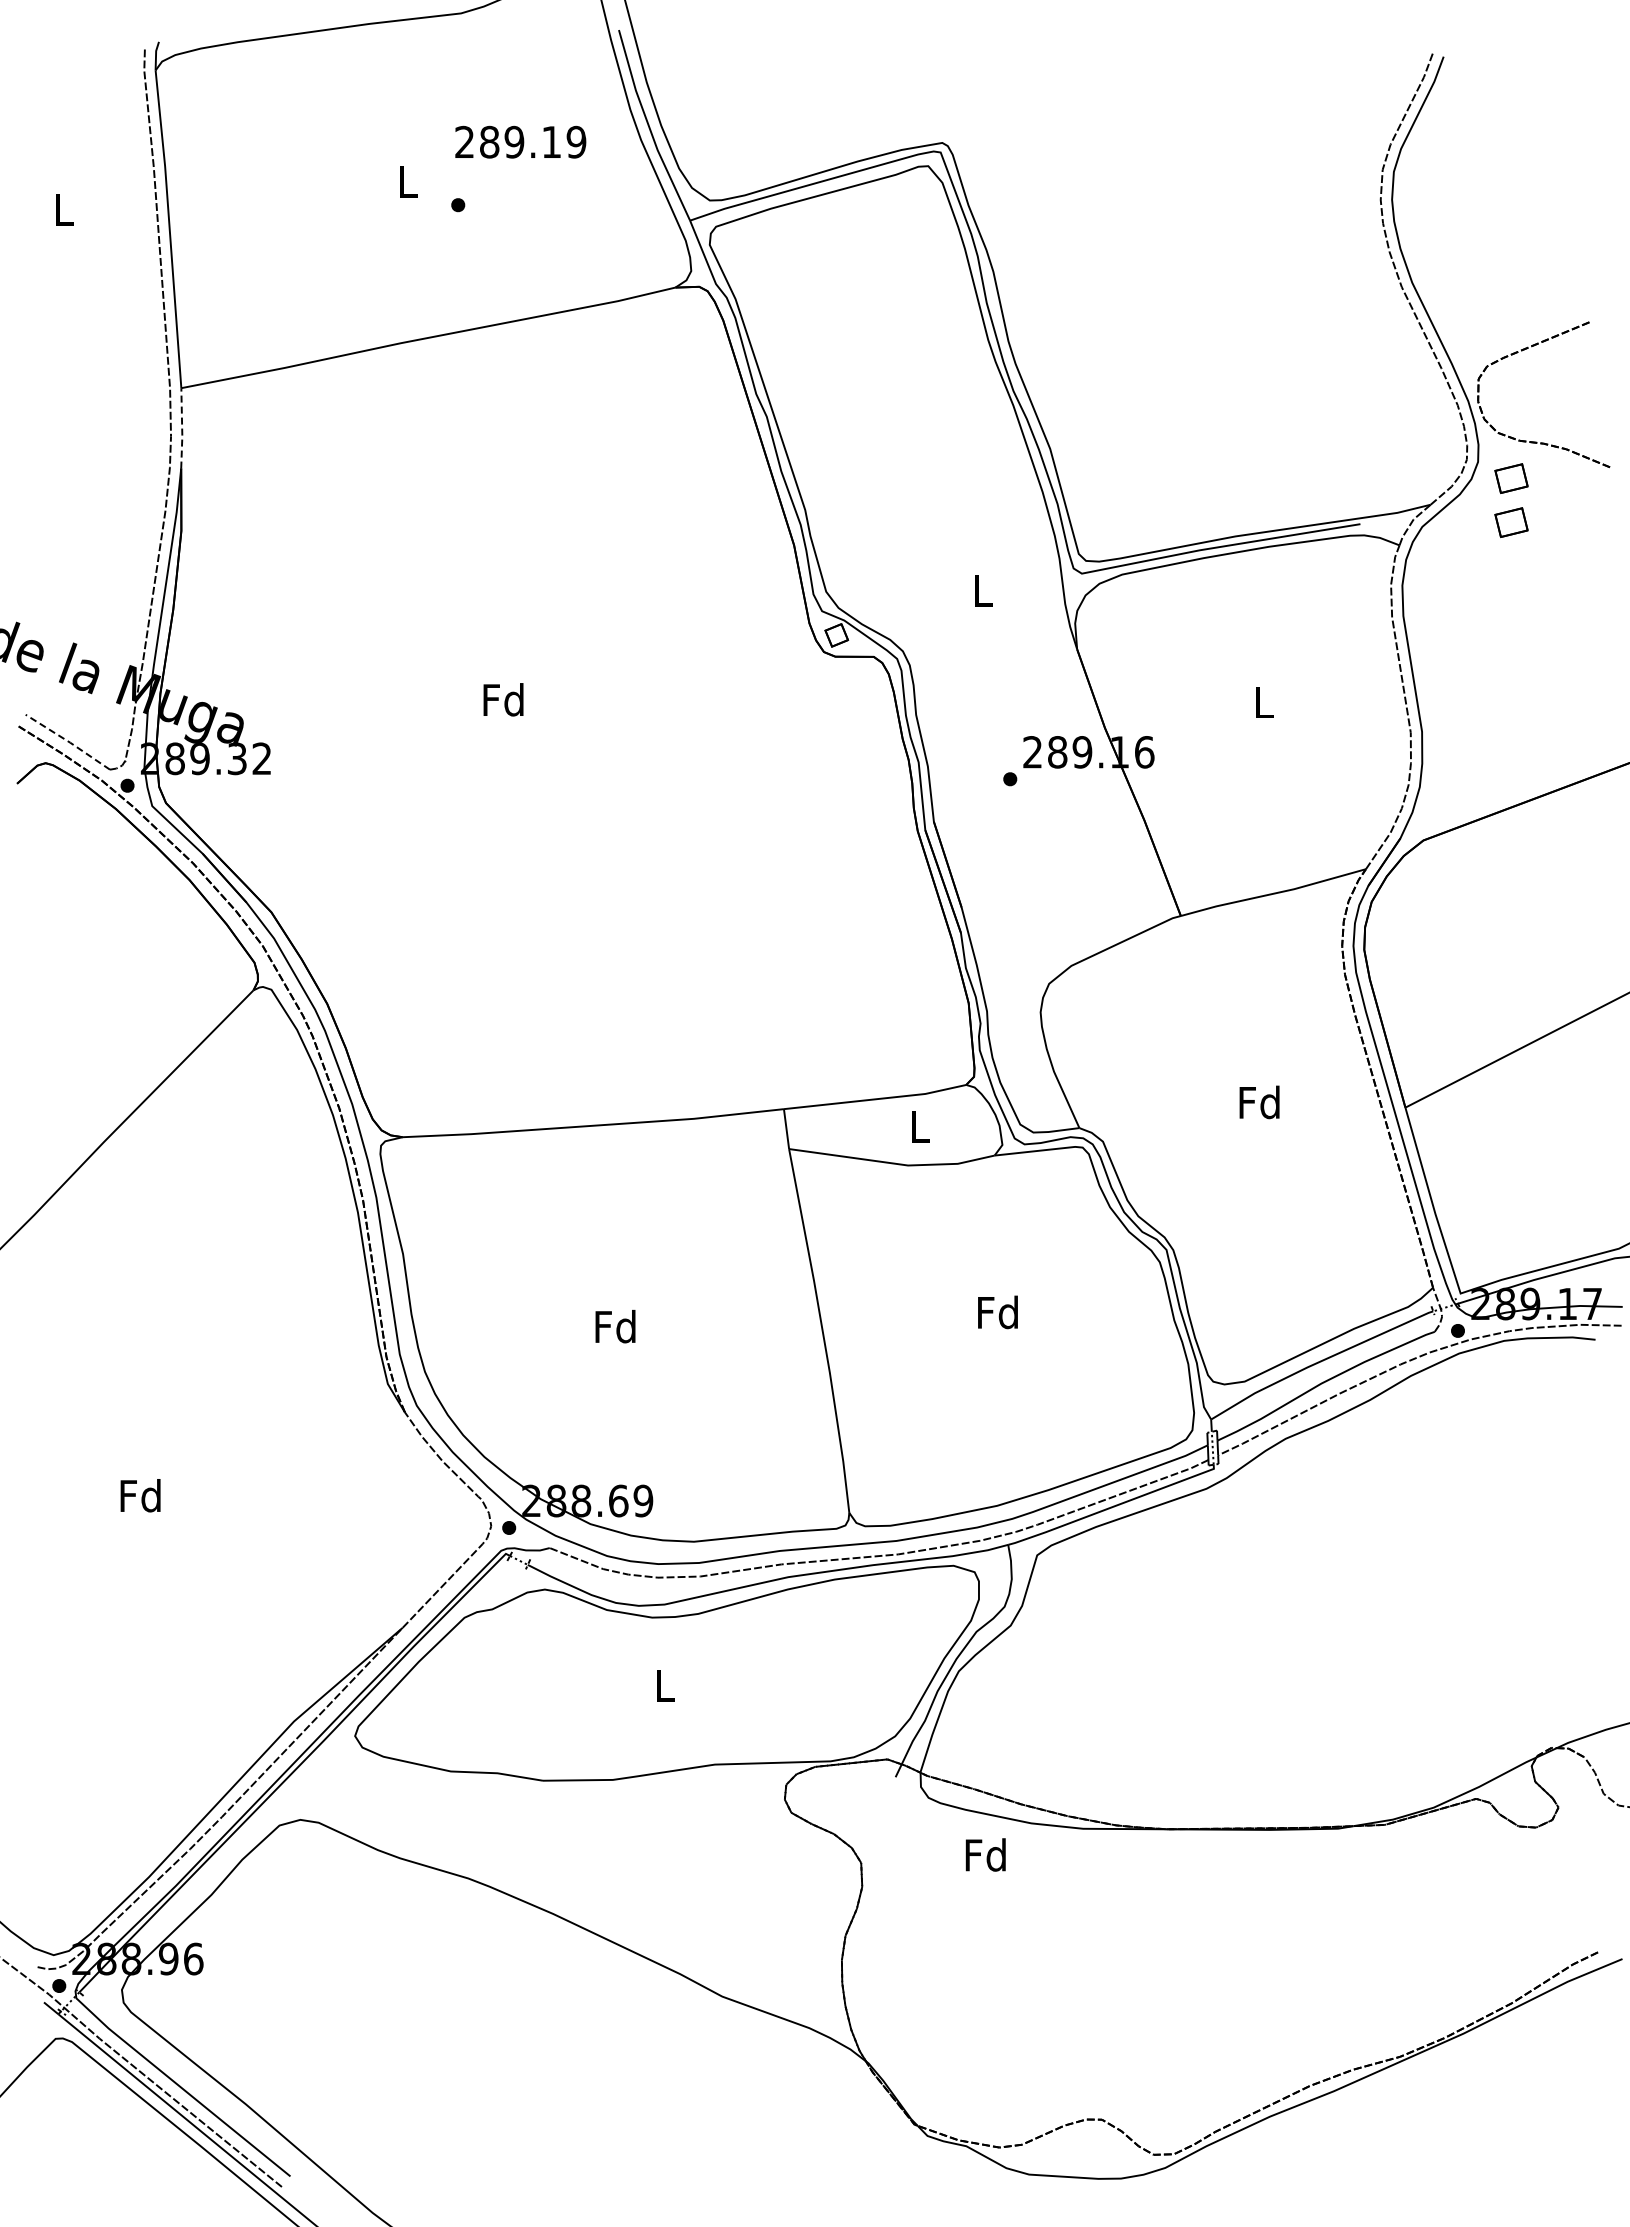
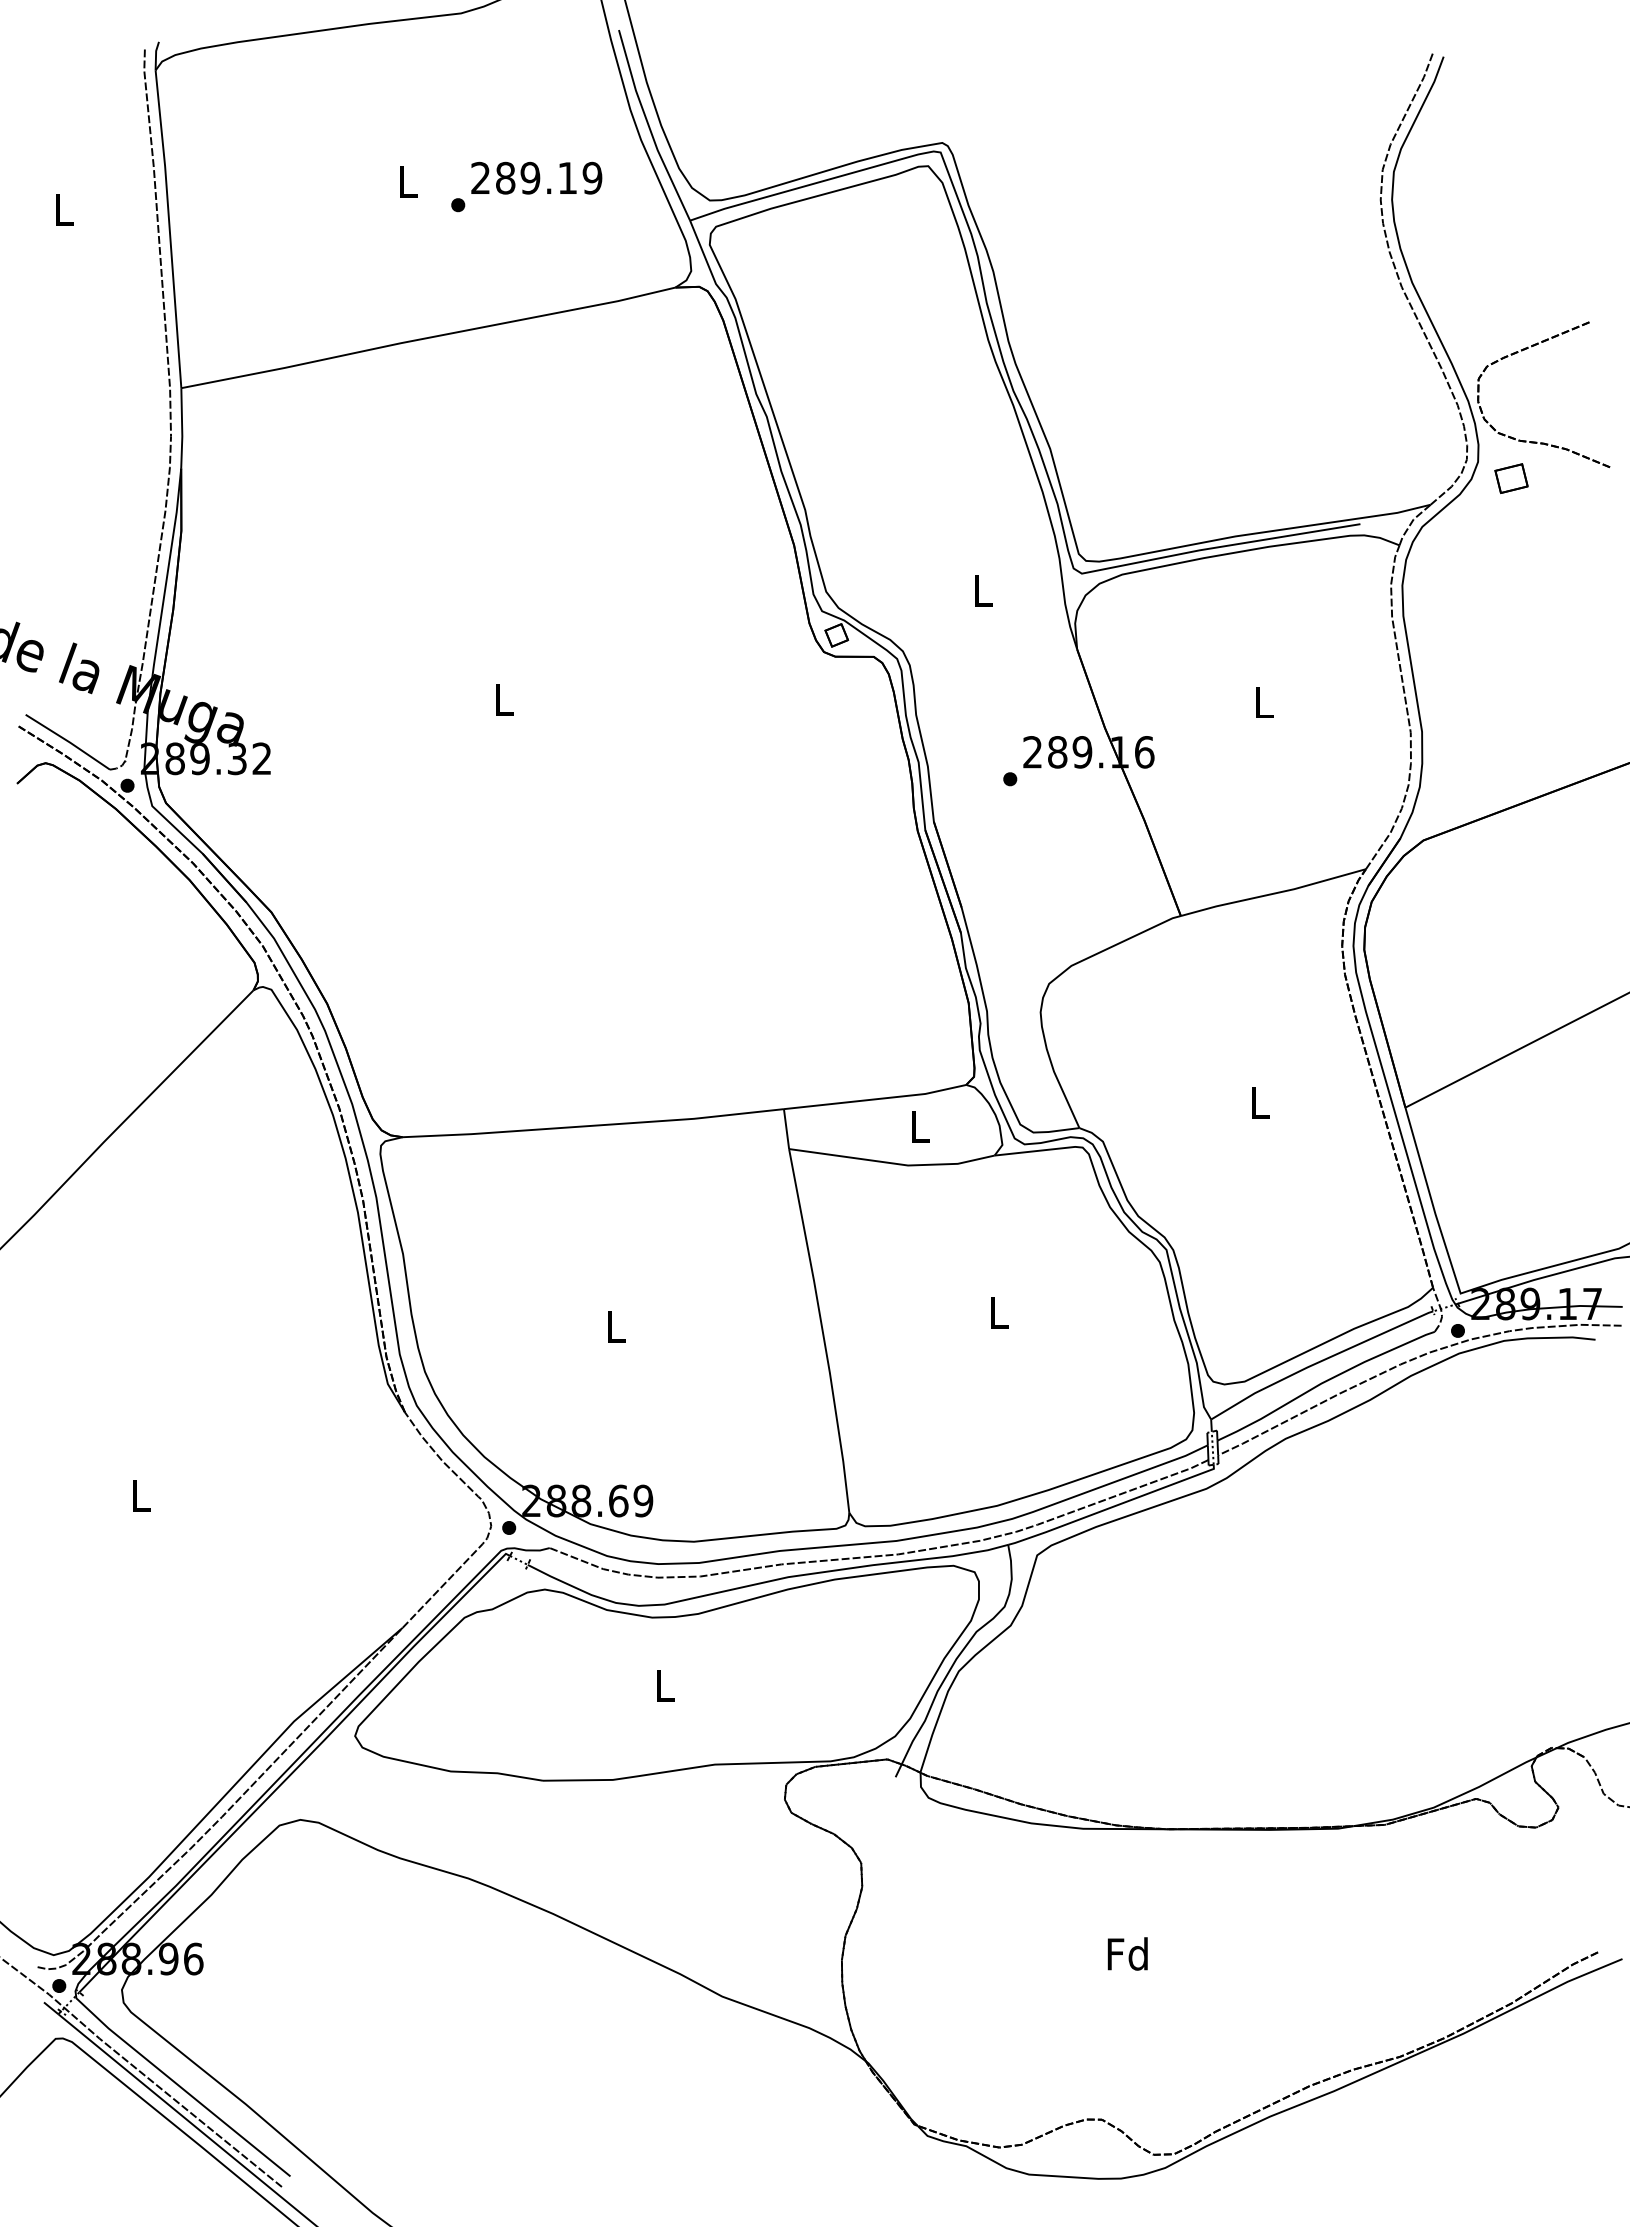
text position: (520, 141) -> (536, 177) (536, 177)
line: dashed -> solid (182, 428)
part: present -> none (1511, 522)
text: Fd -> L (503, 699)
line: dashed -> solid (68, 741)
text: Fd -> L (1259, 1102)
text: Fd -> L (997, 1312)
text: Fd -> L (615, 1326)
text: Fd -> L (140, 1495)
text position: (985, 1854) -> (1127, 1953) (1127, 1953)
